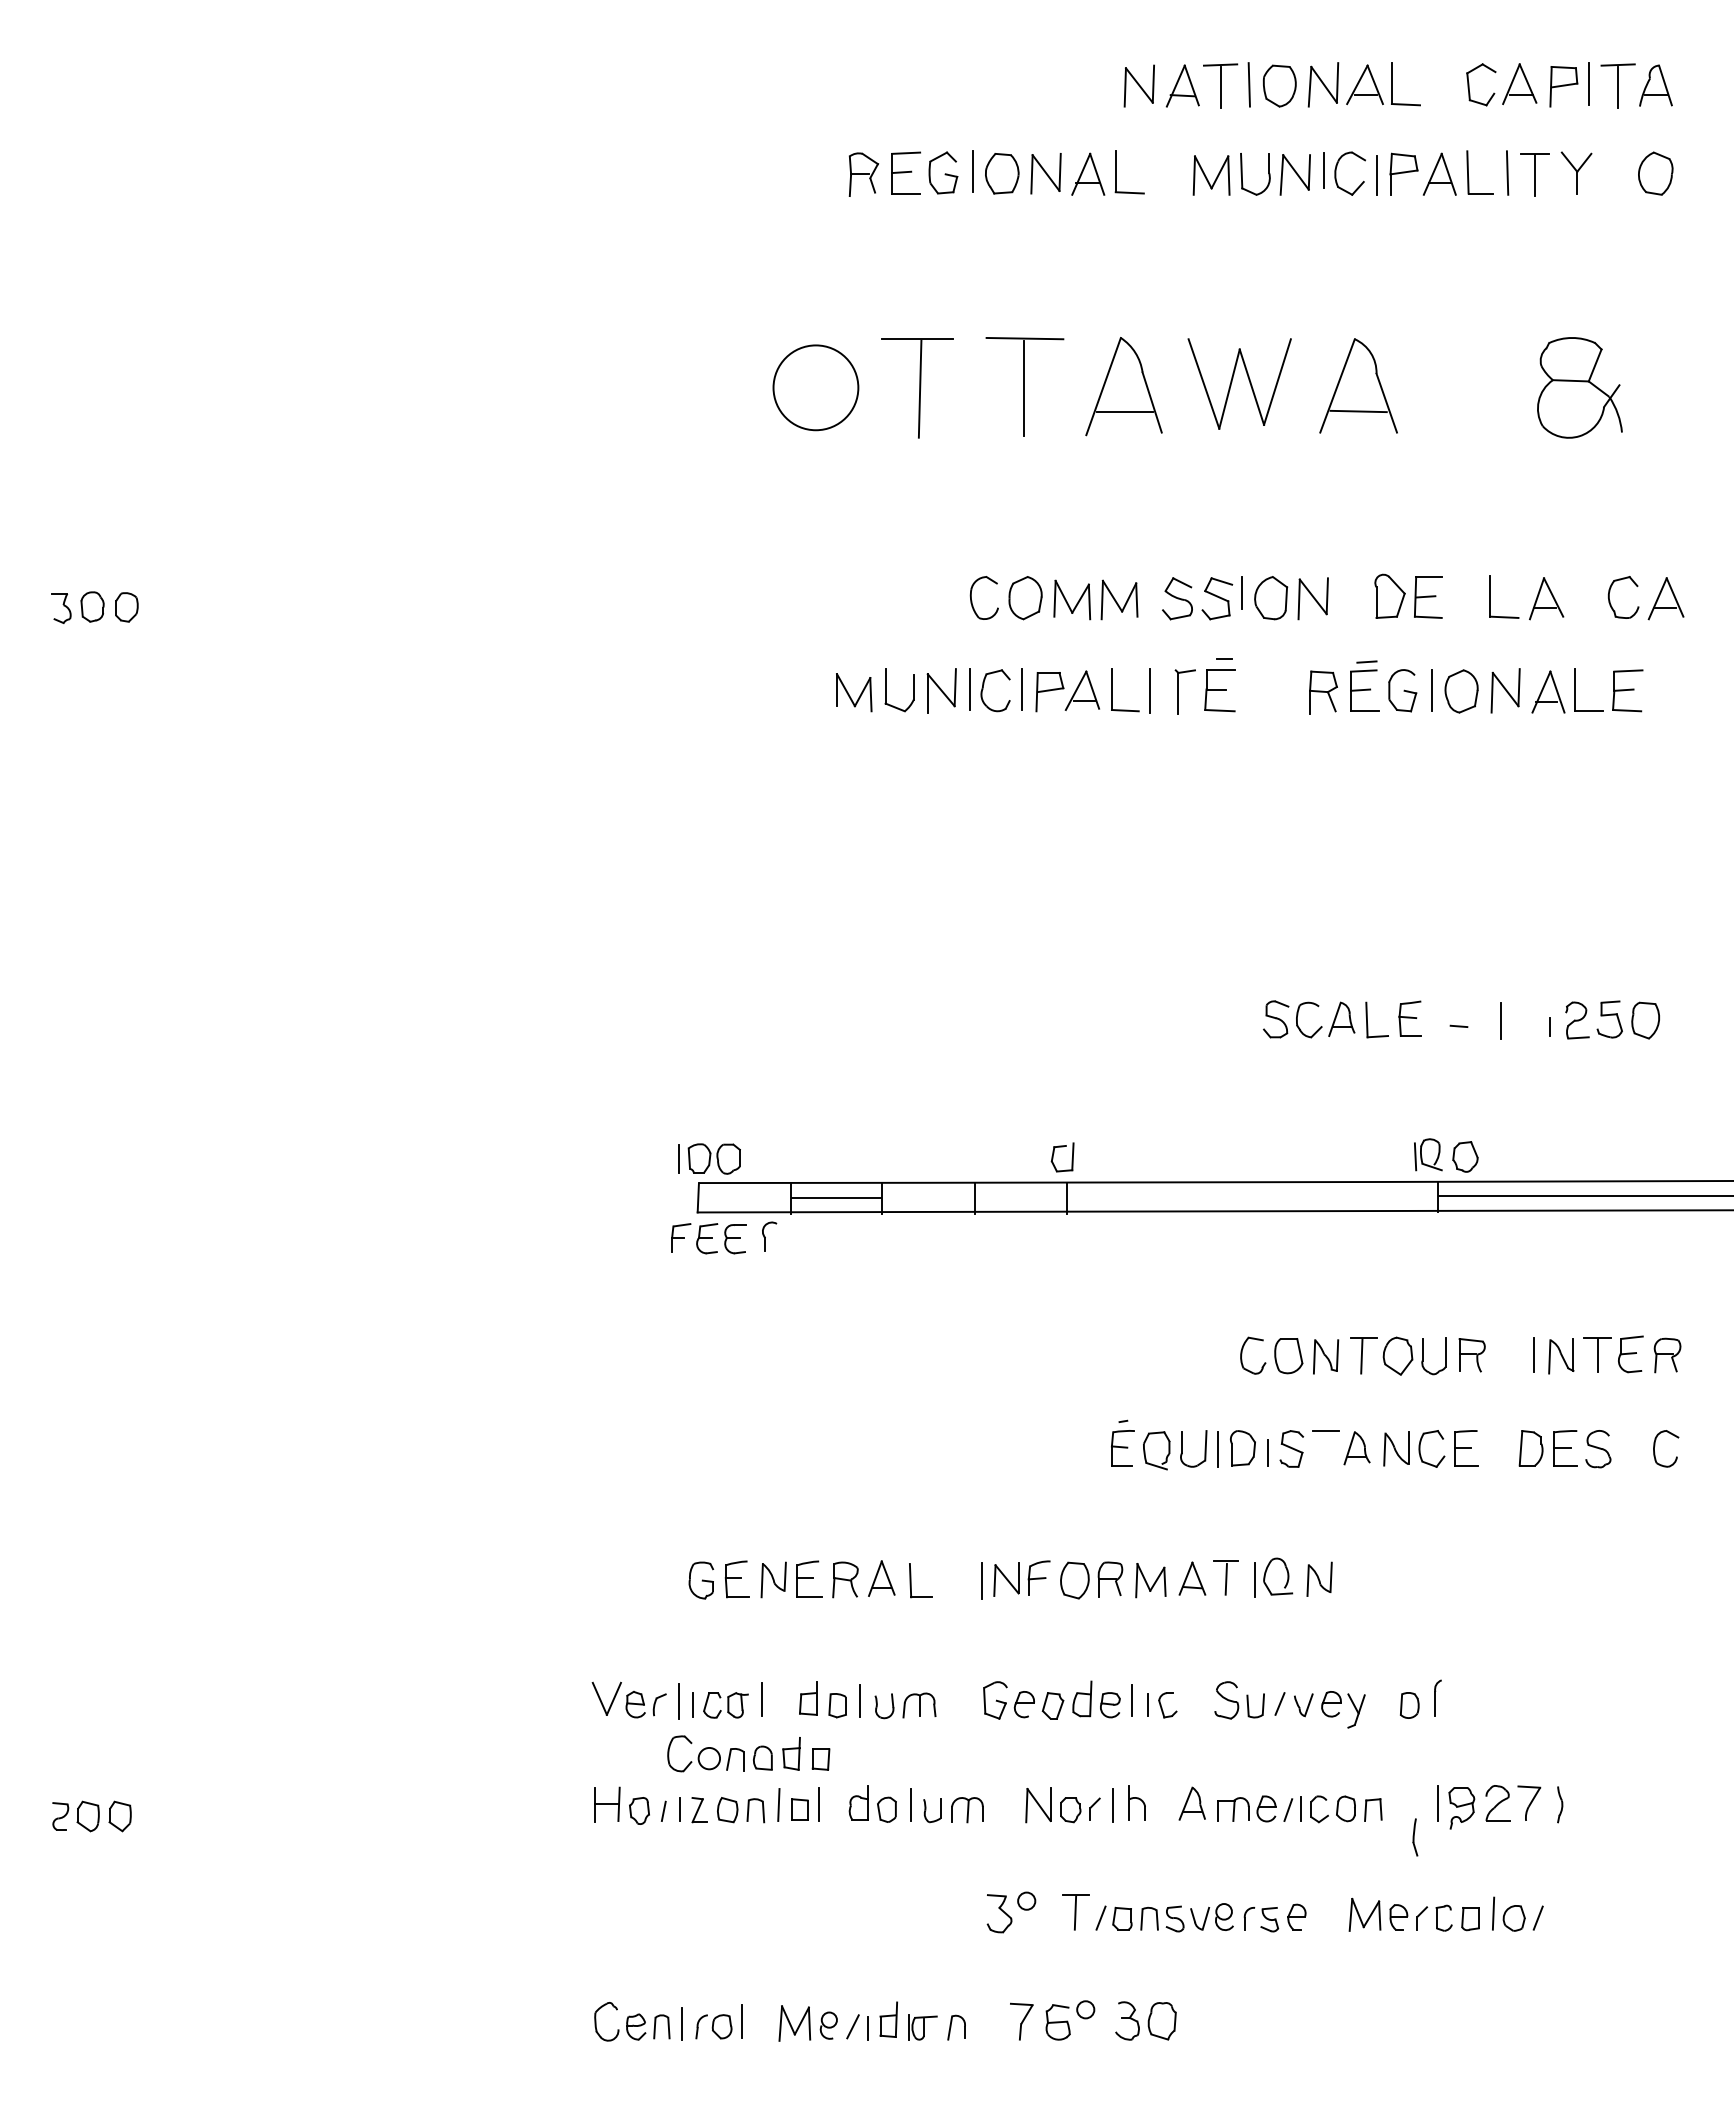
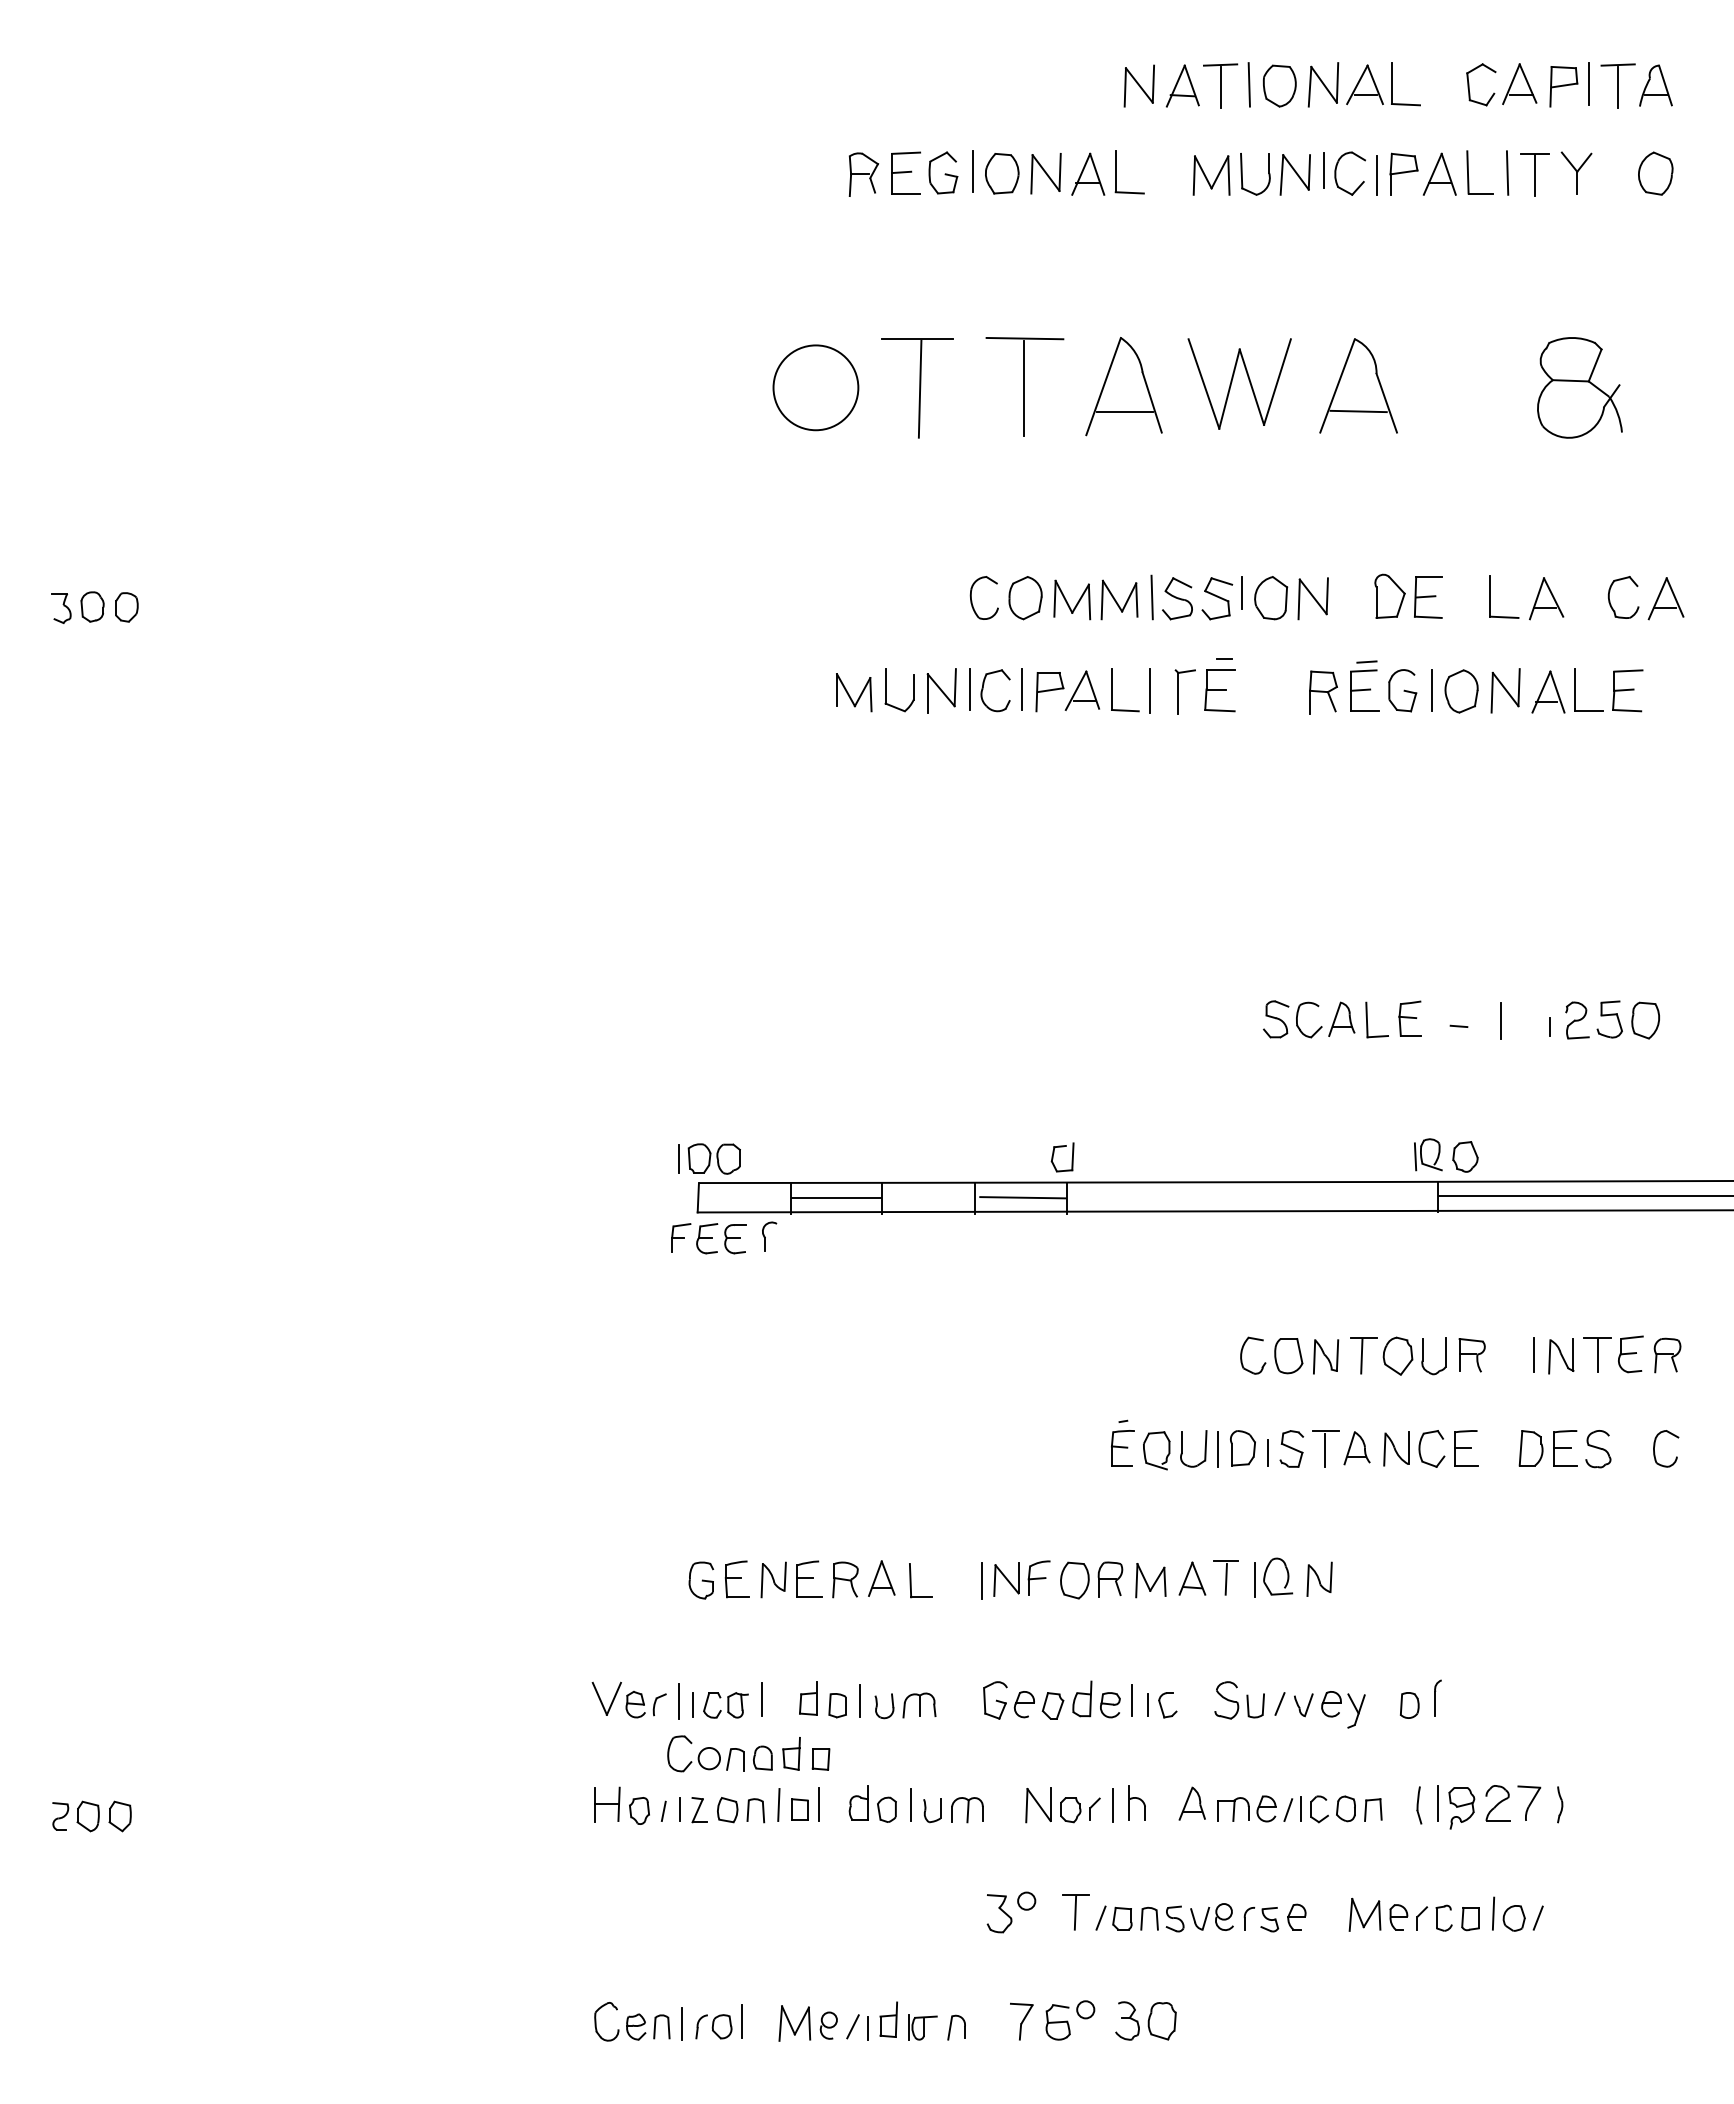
line: none -> present (1151, 597)
line: none -> present (1022, 1197)
line: none -> present (1325, 1449)
part position: (1415, 1837) -> (1419, 1805) (1419, 1805)
